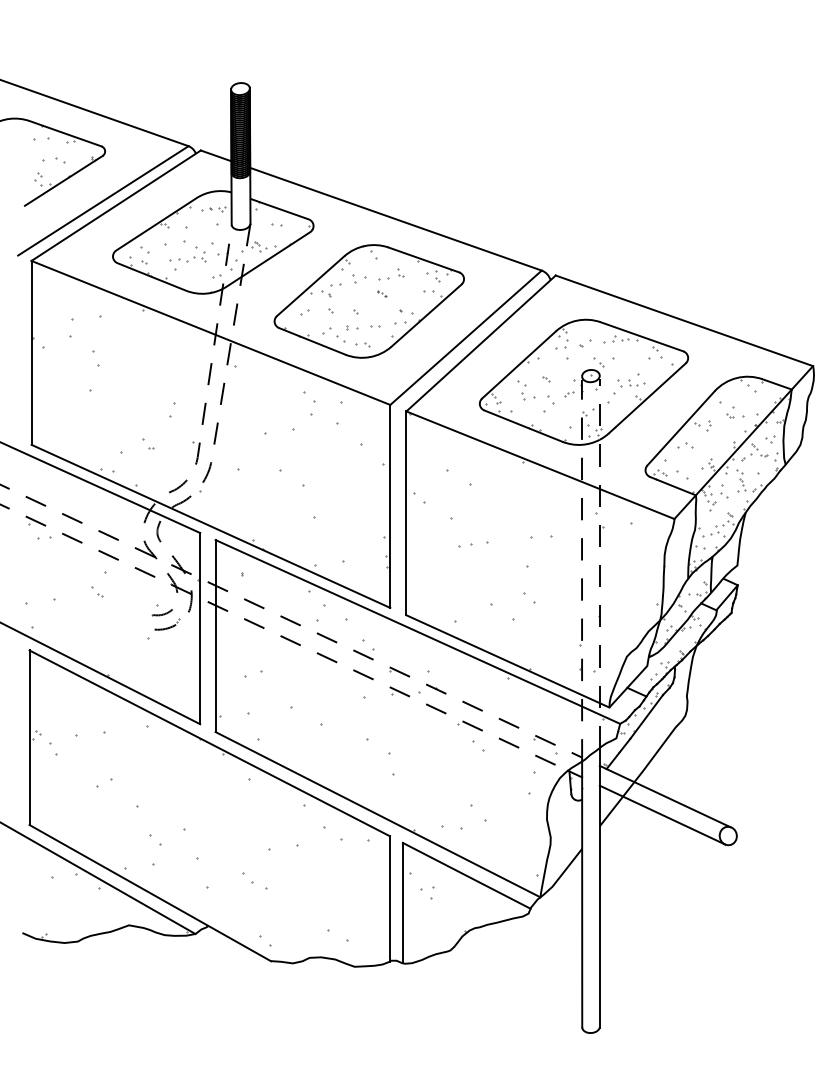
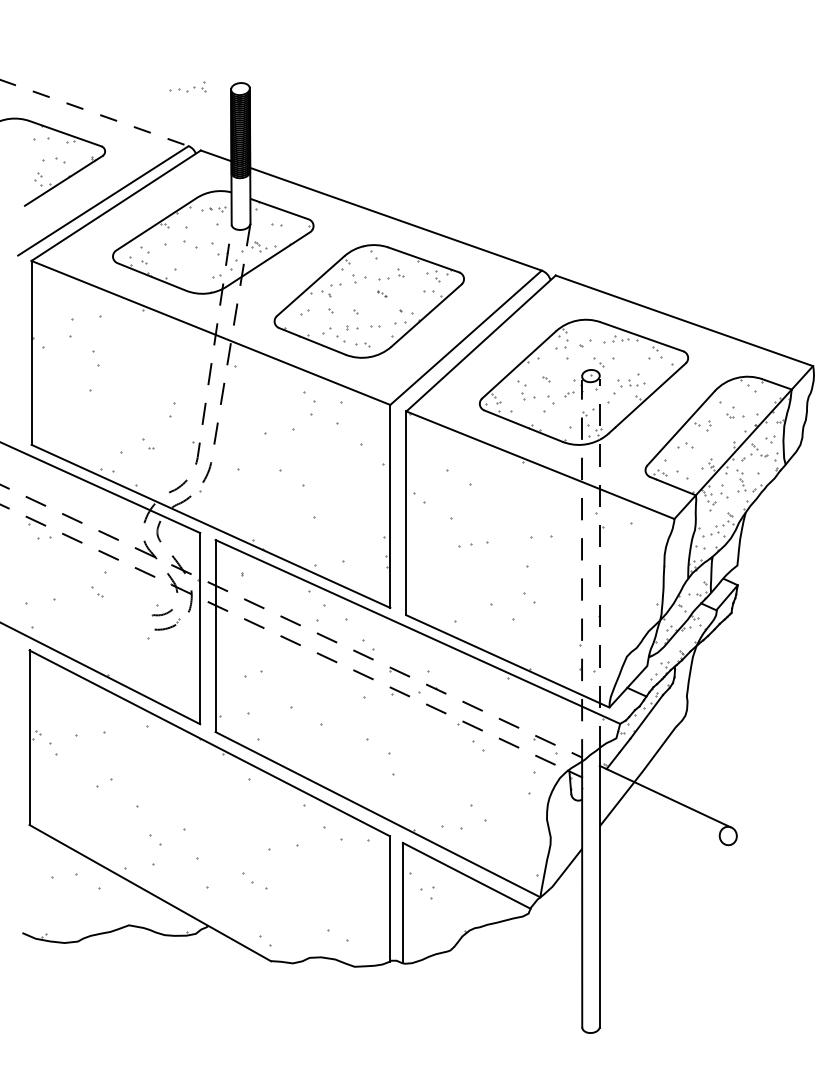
line: solid -> dashed (94, 112)
part position: (187, 256) -> (187, 86) (187, 86)
line: present -> none (662, 814)
line: present -> none (98, 878)
